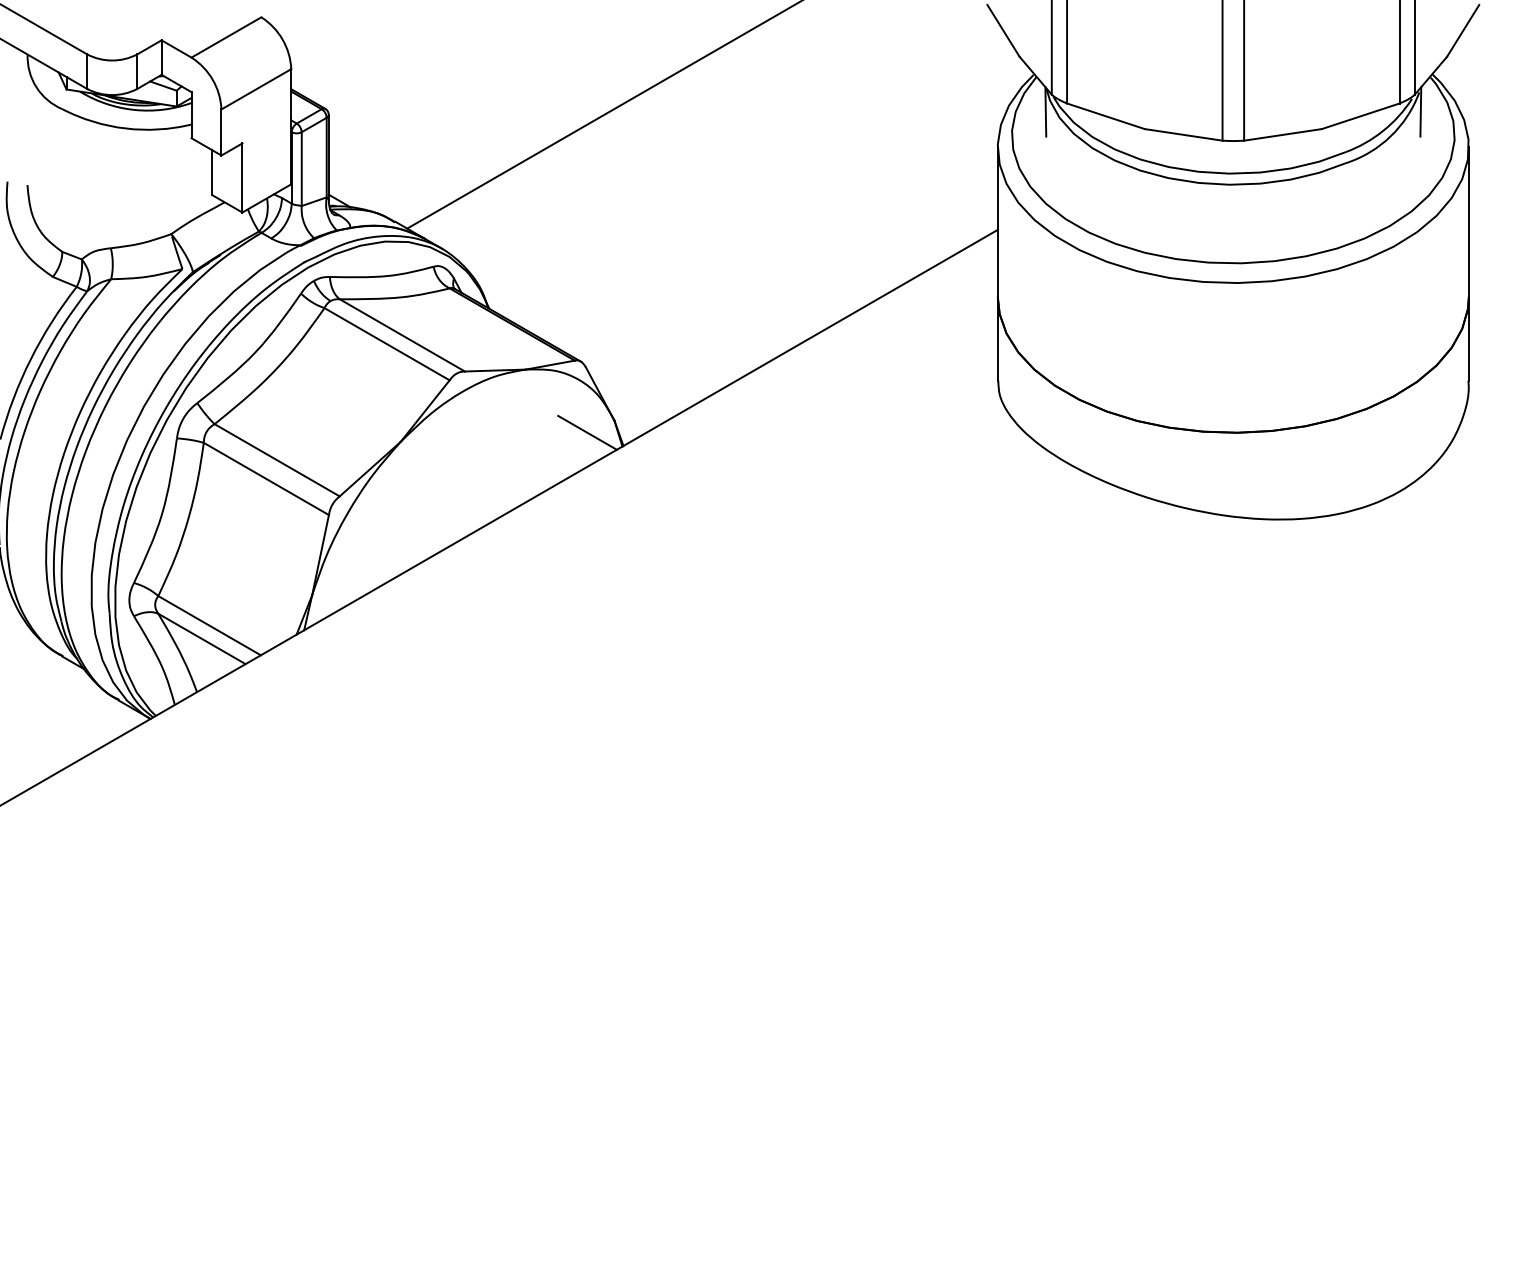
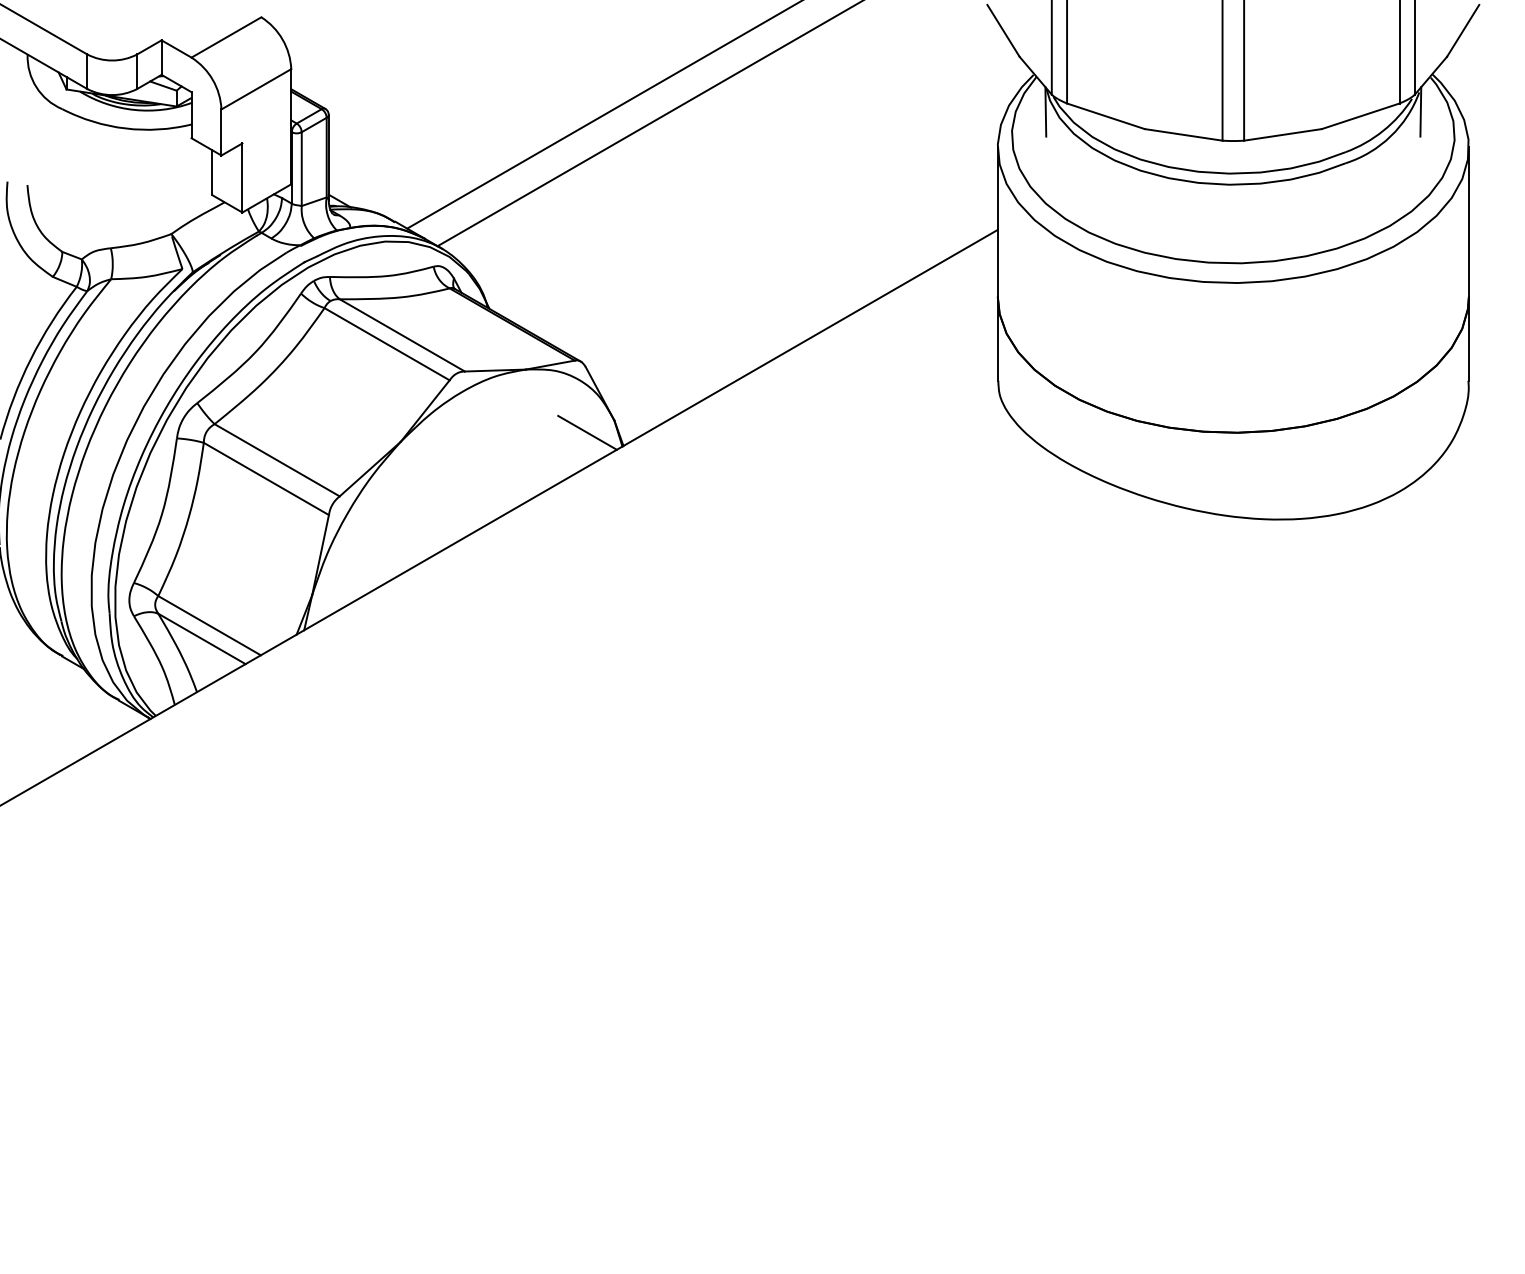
line: none -> present (648, 124)
